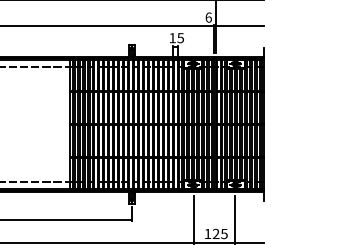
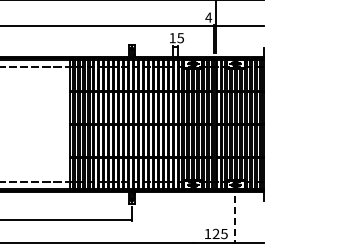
text: 6 -> 4 (208, 17)
line: present -> none (193, 219)
line: solid -> dashed (235, 219)
